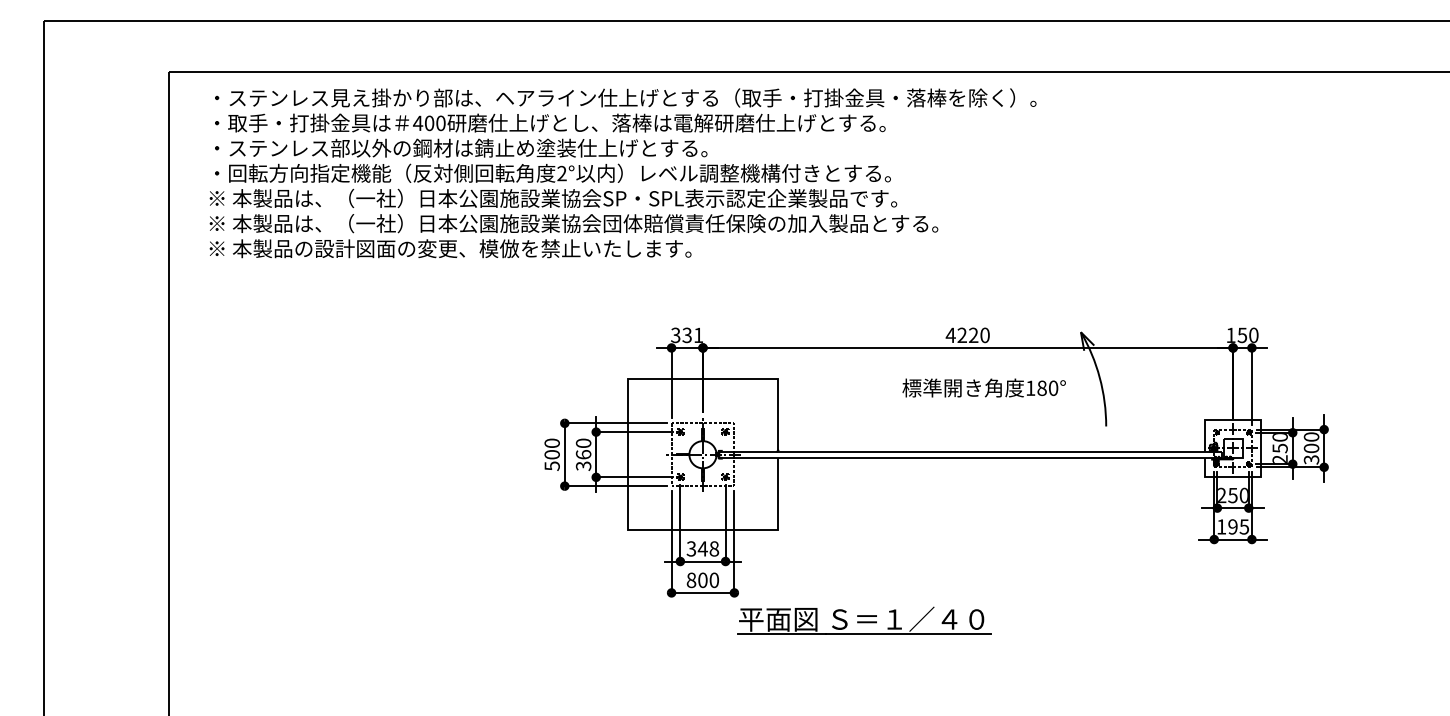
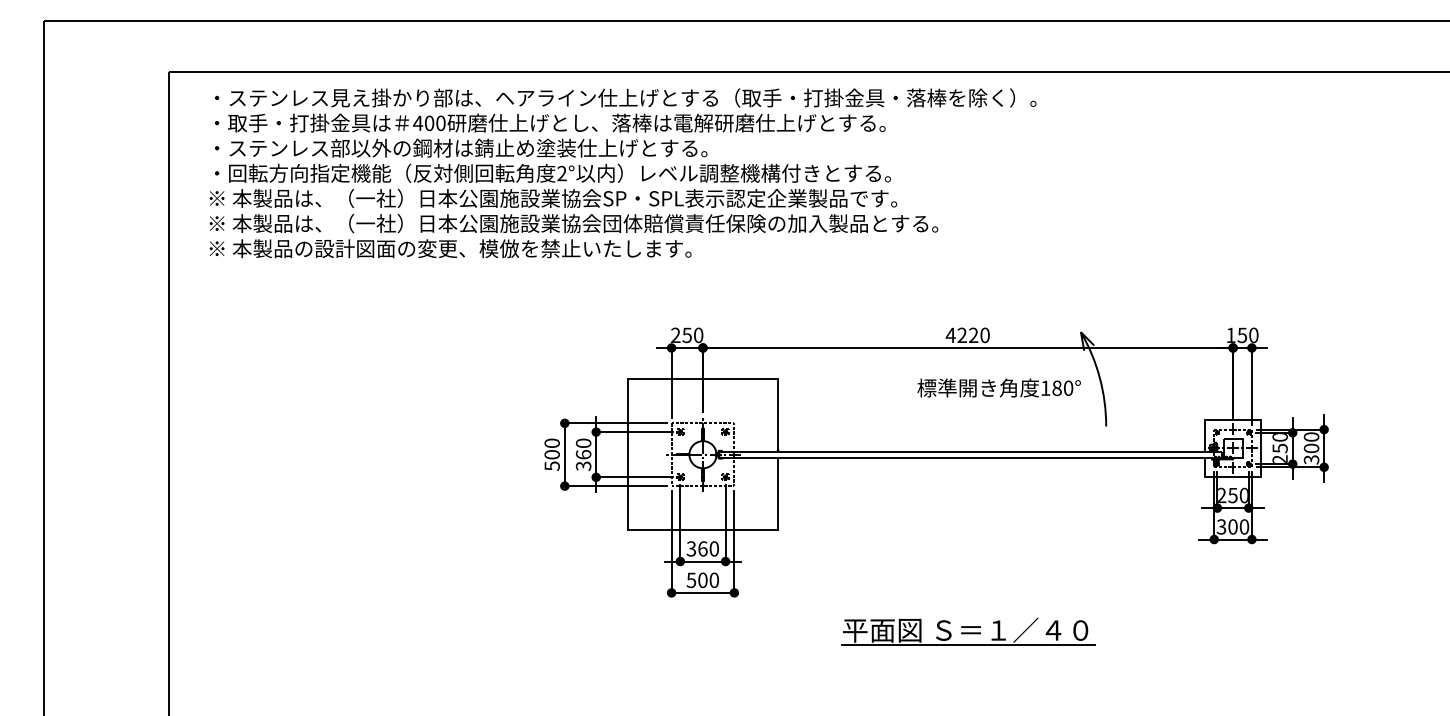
text: 331 -> 250 (687, 335)
text position: (983, 387) -> (998, 387) (998, 387)
text: 195 -> 300 (1232, 526)
text: 348 -> 360 (708, 548)
text: 800 -> 500 (691, 579)
part position: (864, 620) -> (968, 631) (968, 631)
